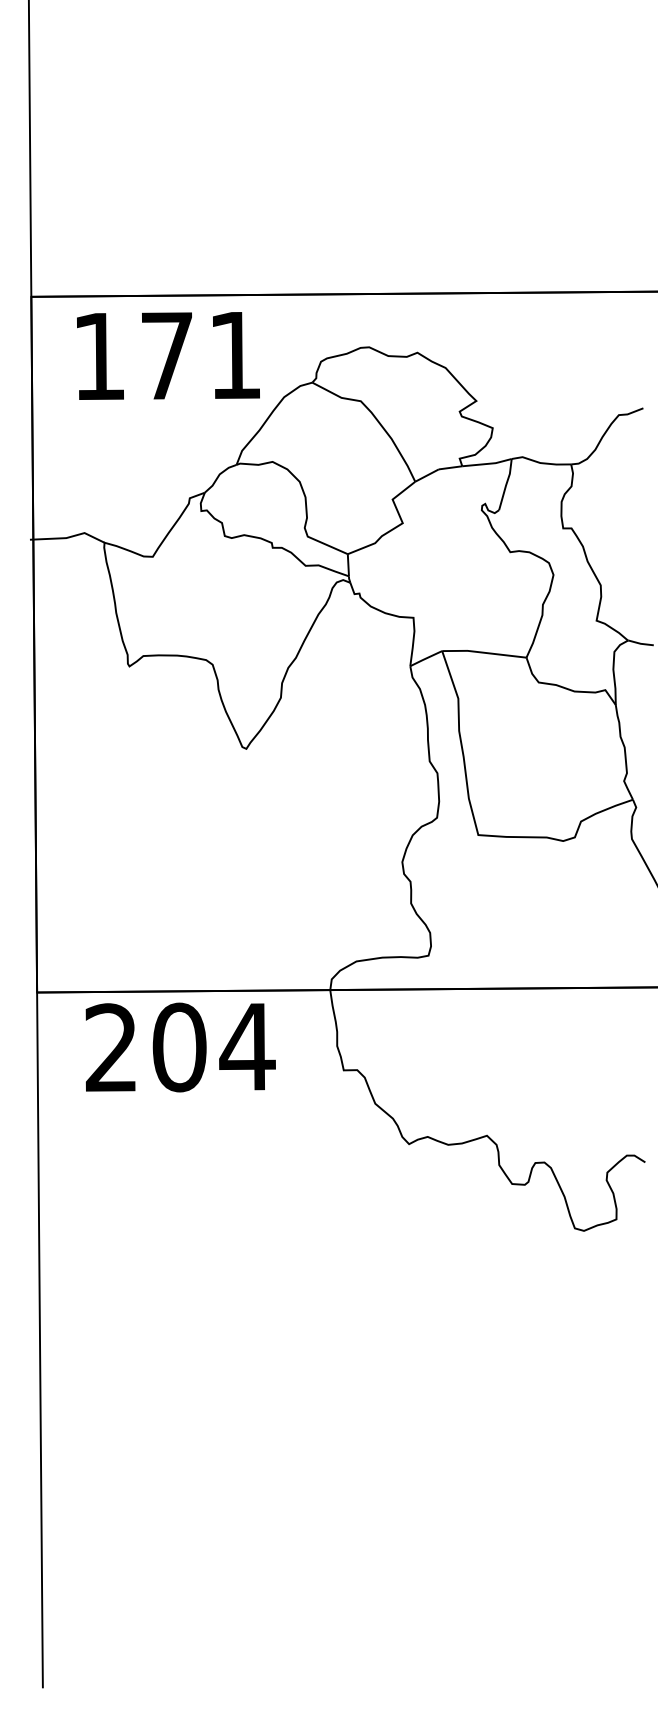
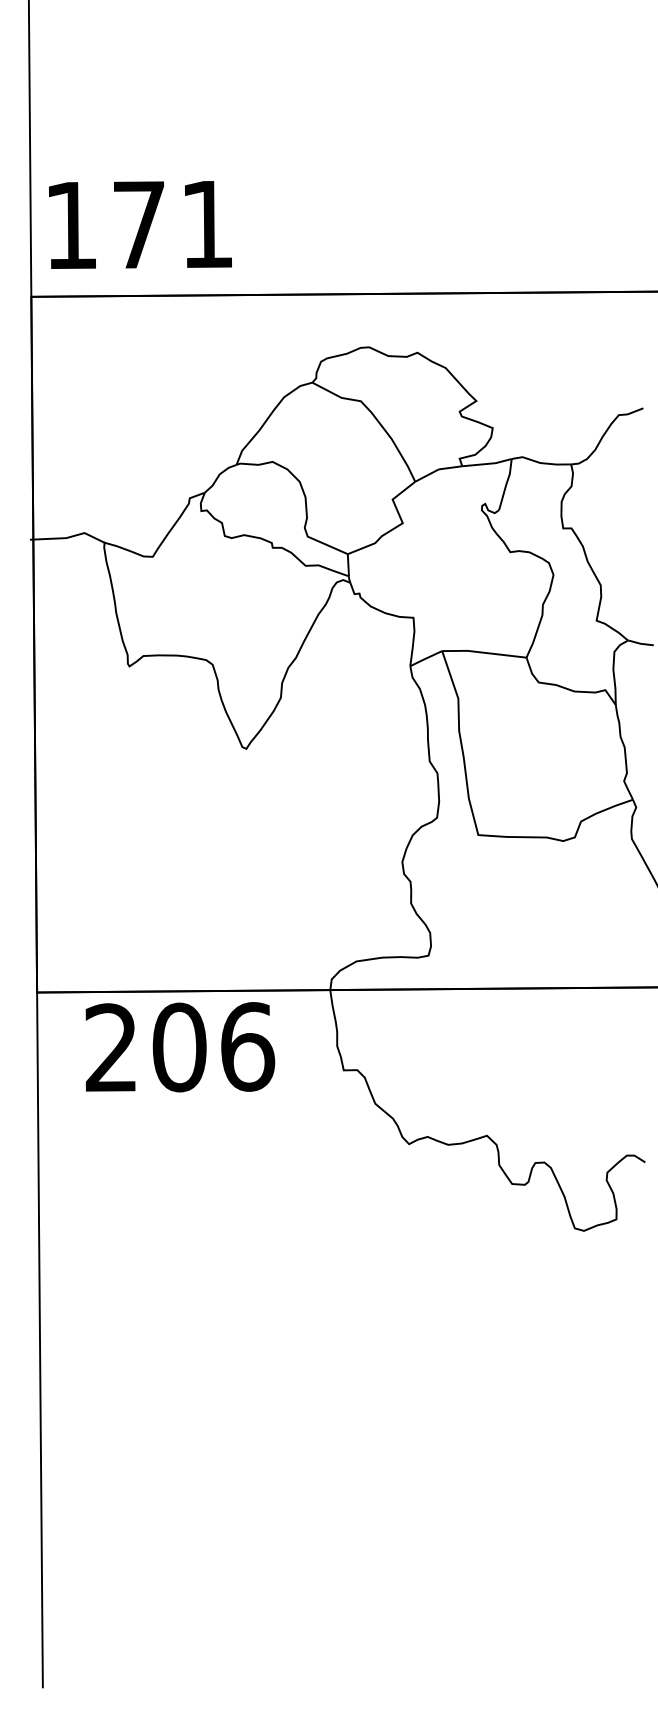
text position: (168, 355) -> (140, 224) (140, 224)
text: 204 -> 206 (247, 1046)
